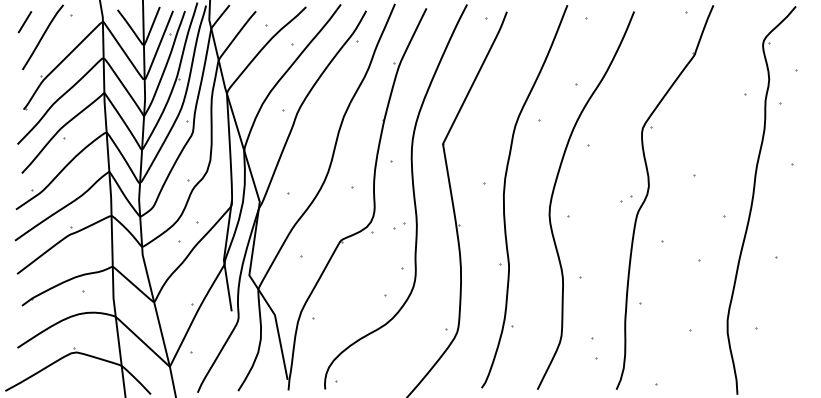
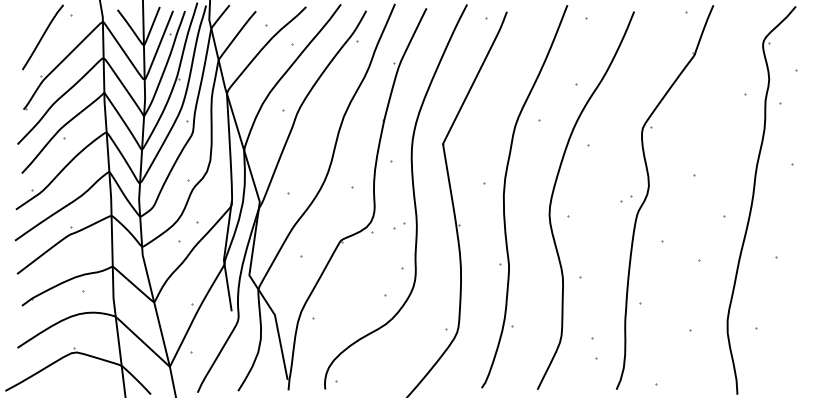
line: present -> none (24, 22)
